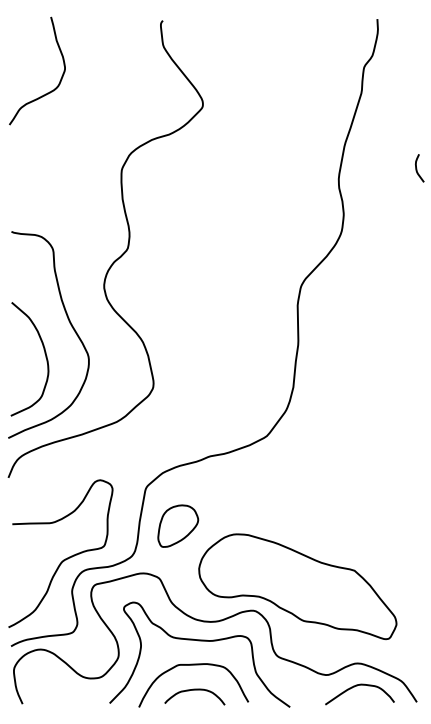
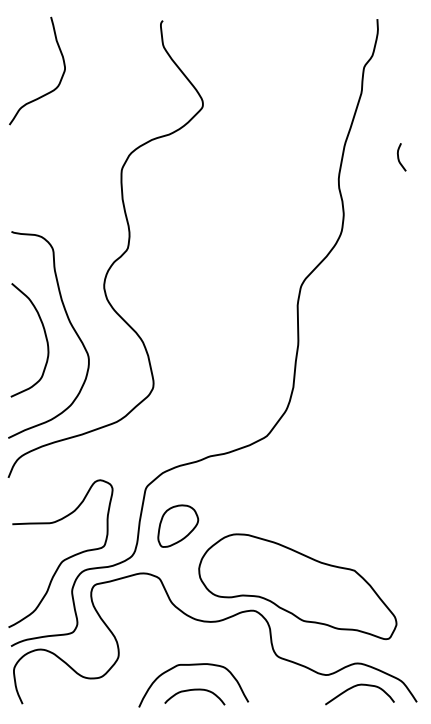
curve position: (417, 168) -> (399, 157) (399, 157)
curve position: (45, 357) -> (45, 338) (45, 338)
curve: present -> none (199, 641)
